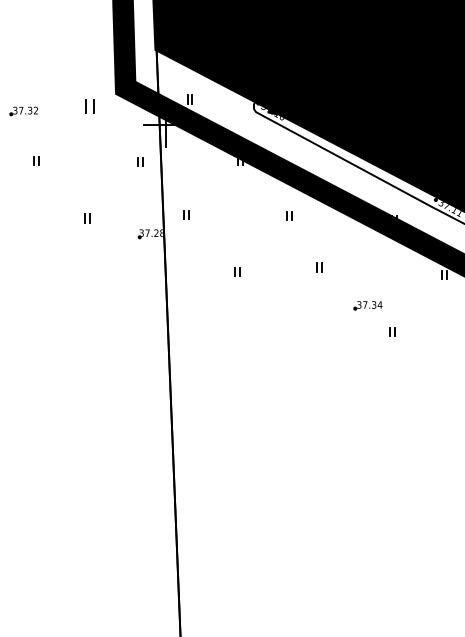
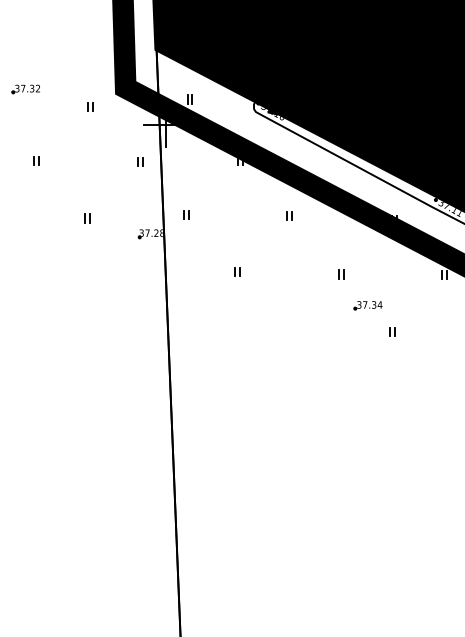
part size: 10x15 px -> 7x10 px (90, 106)
part position: (23, 111) -> (25, 89) (25, 89)
part position: (319, 267) -> (341, 274) (341, 274)
